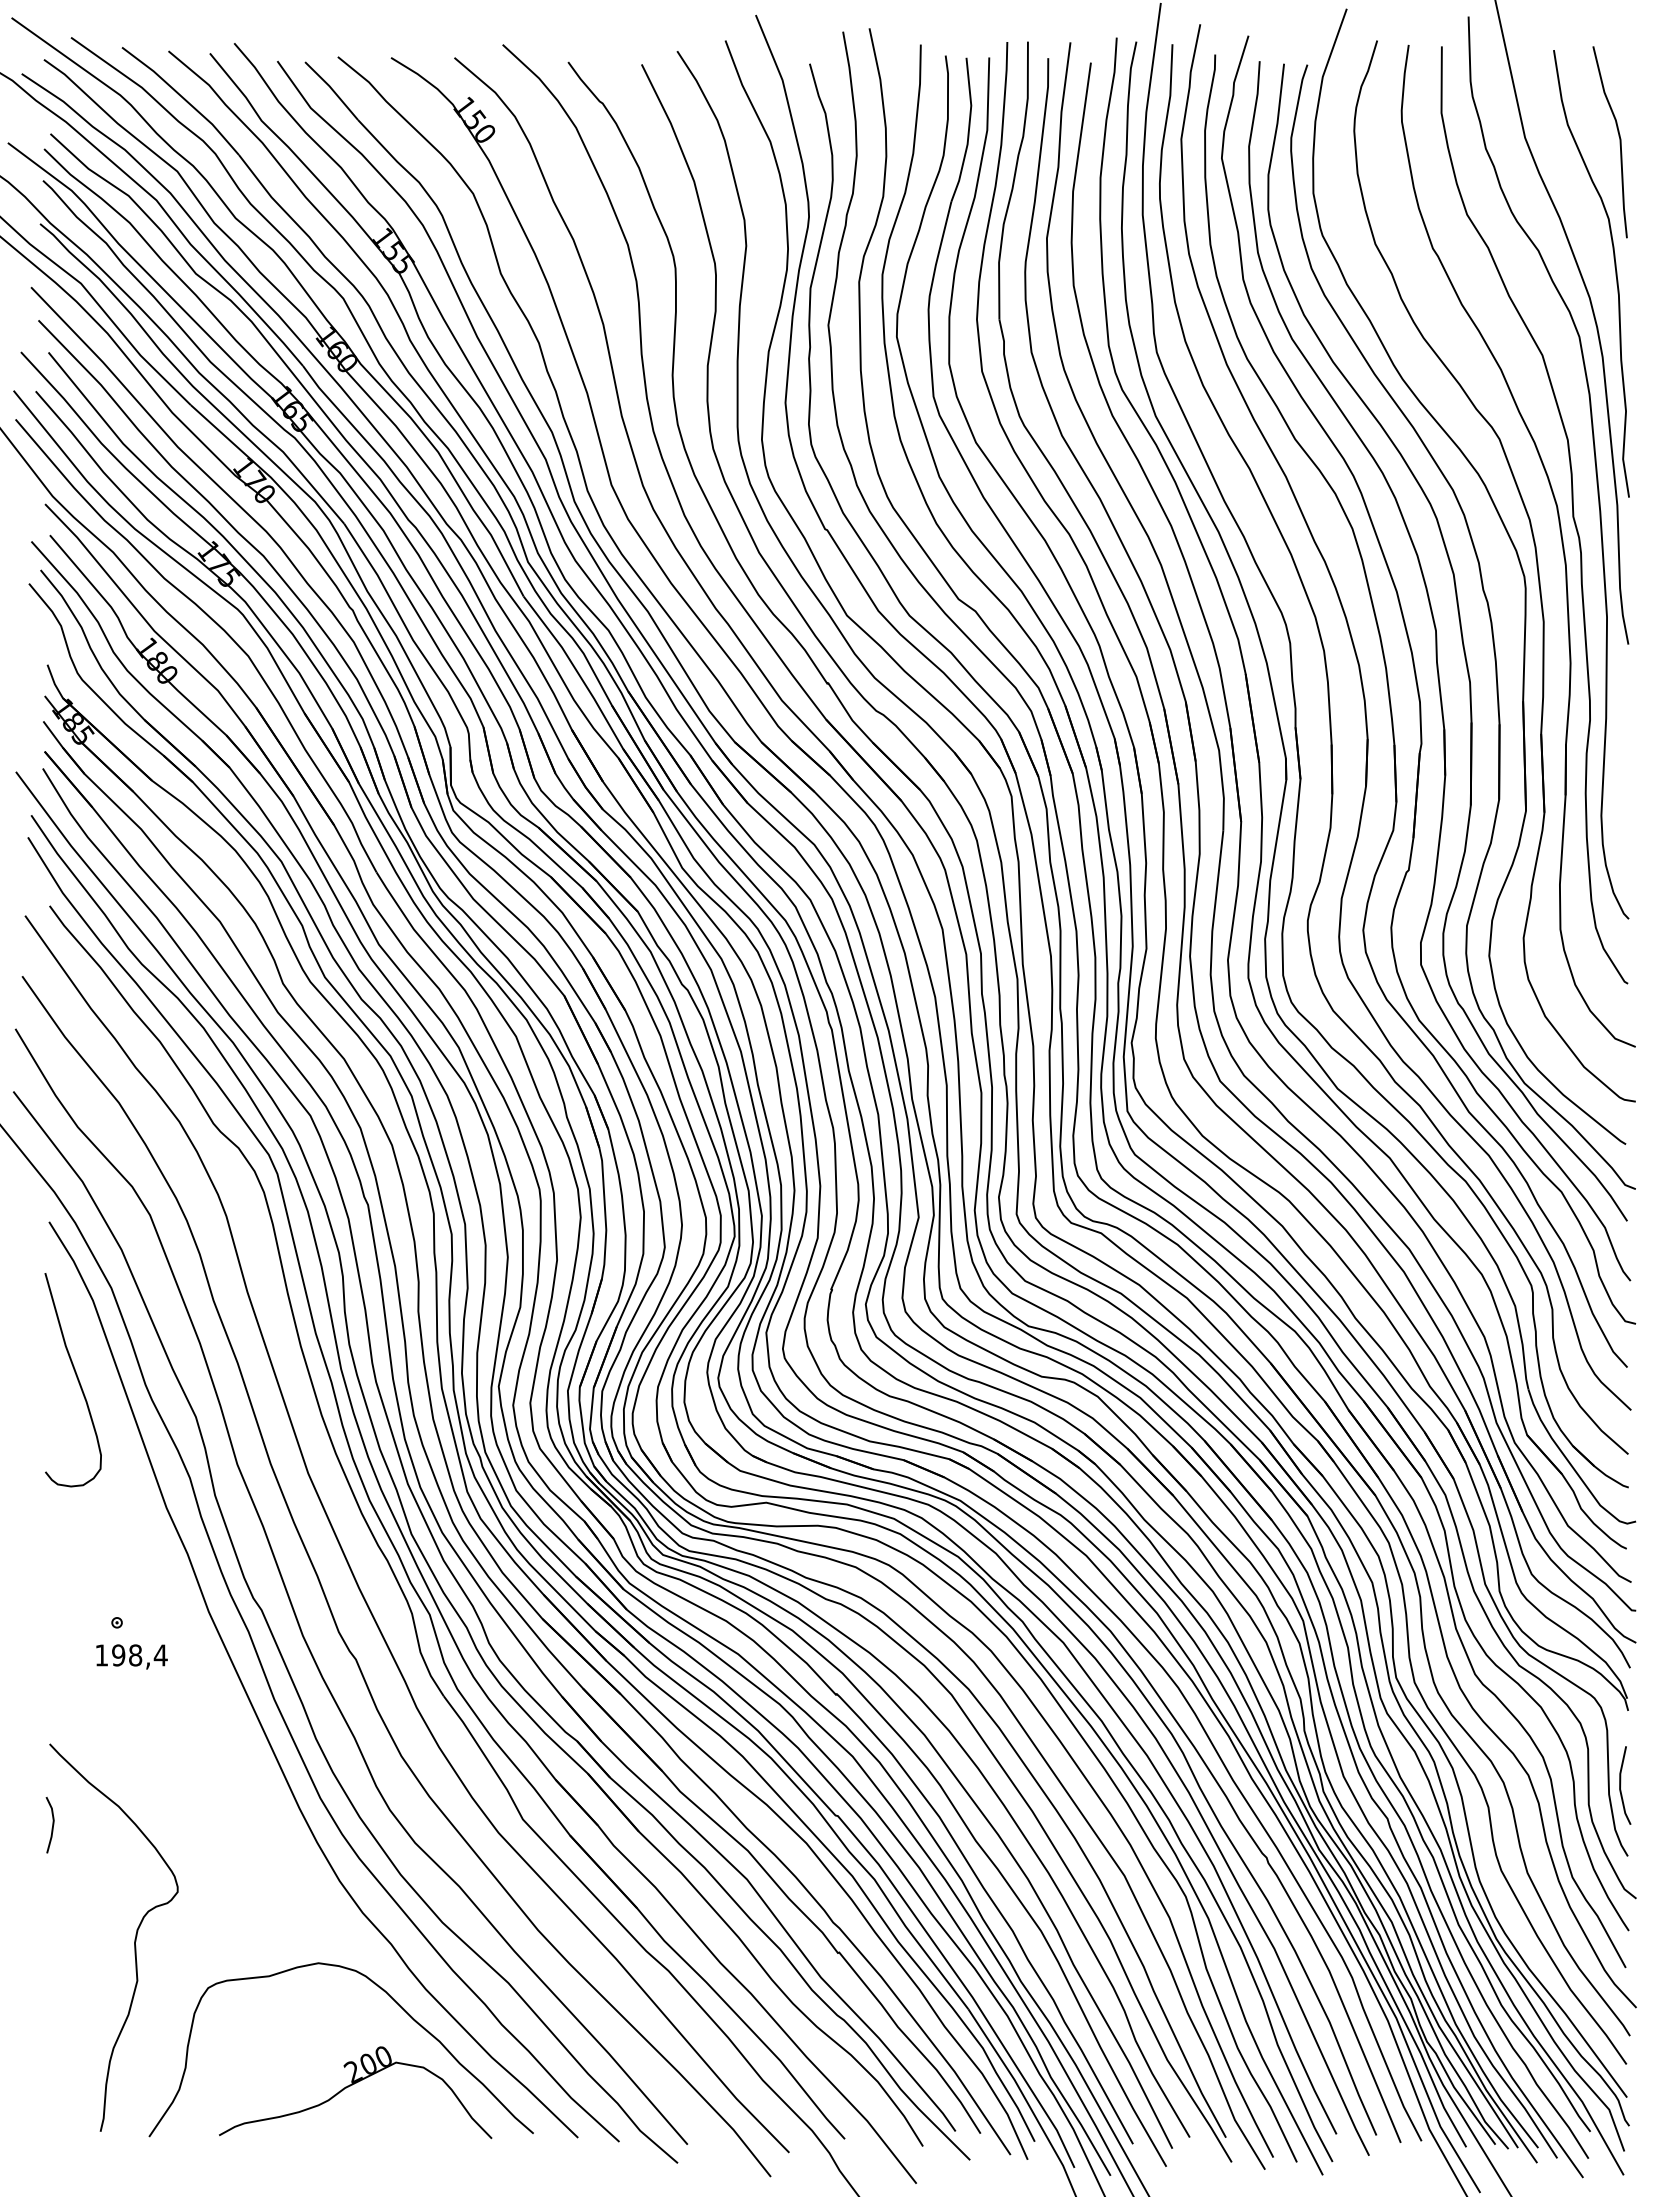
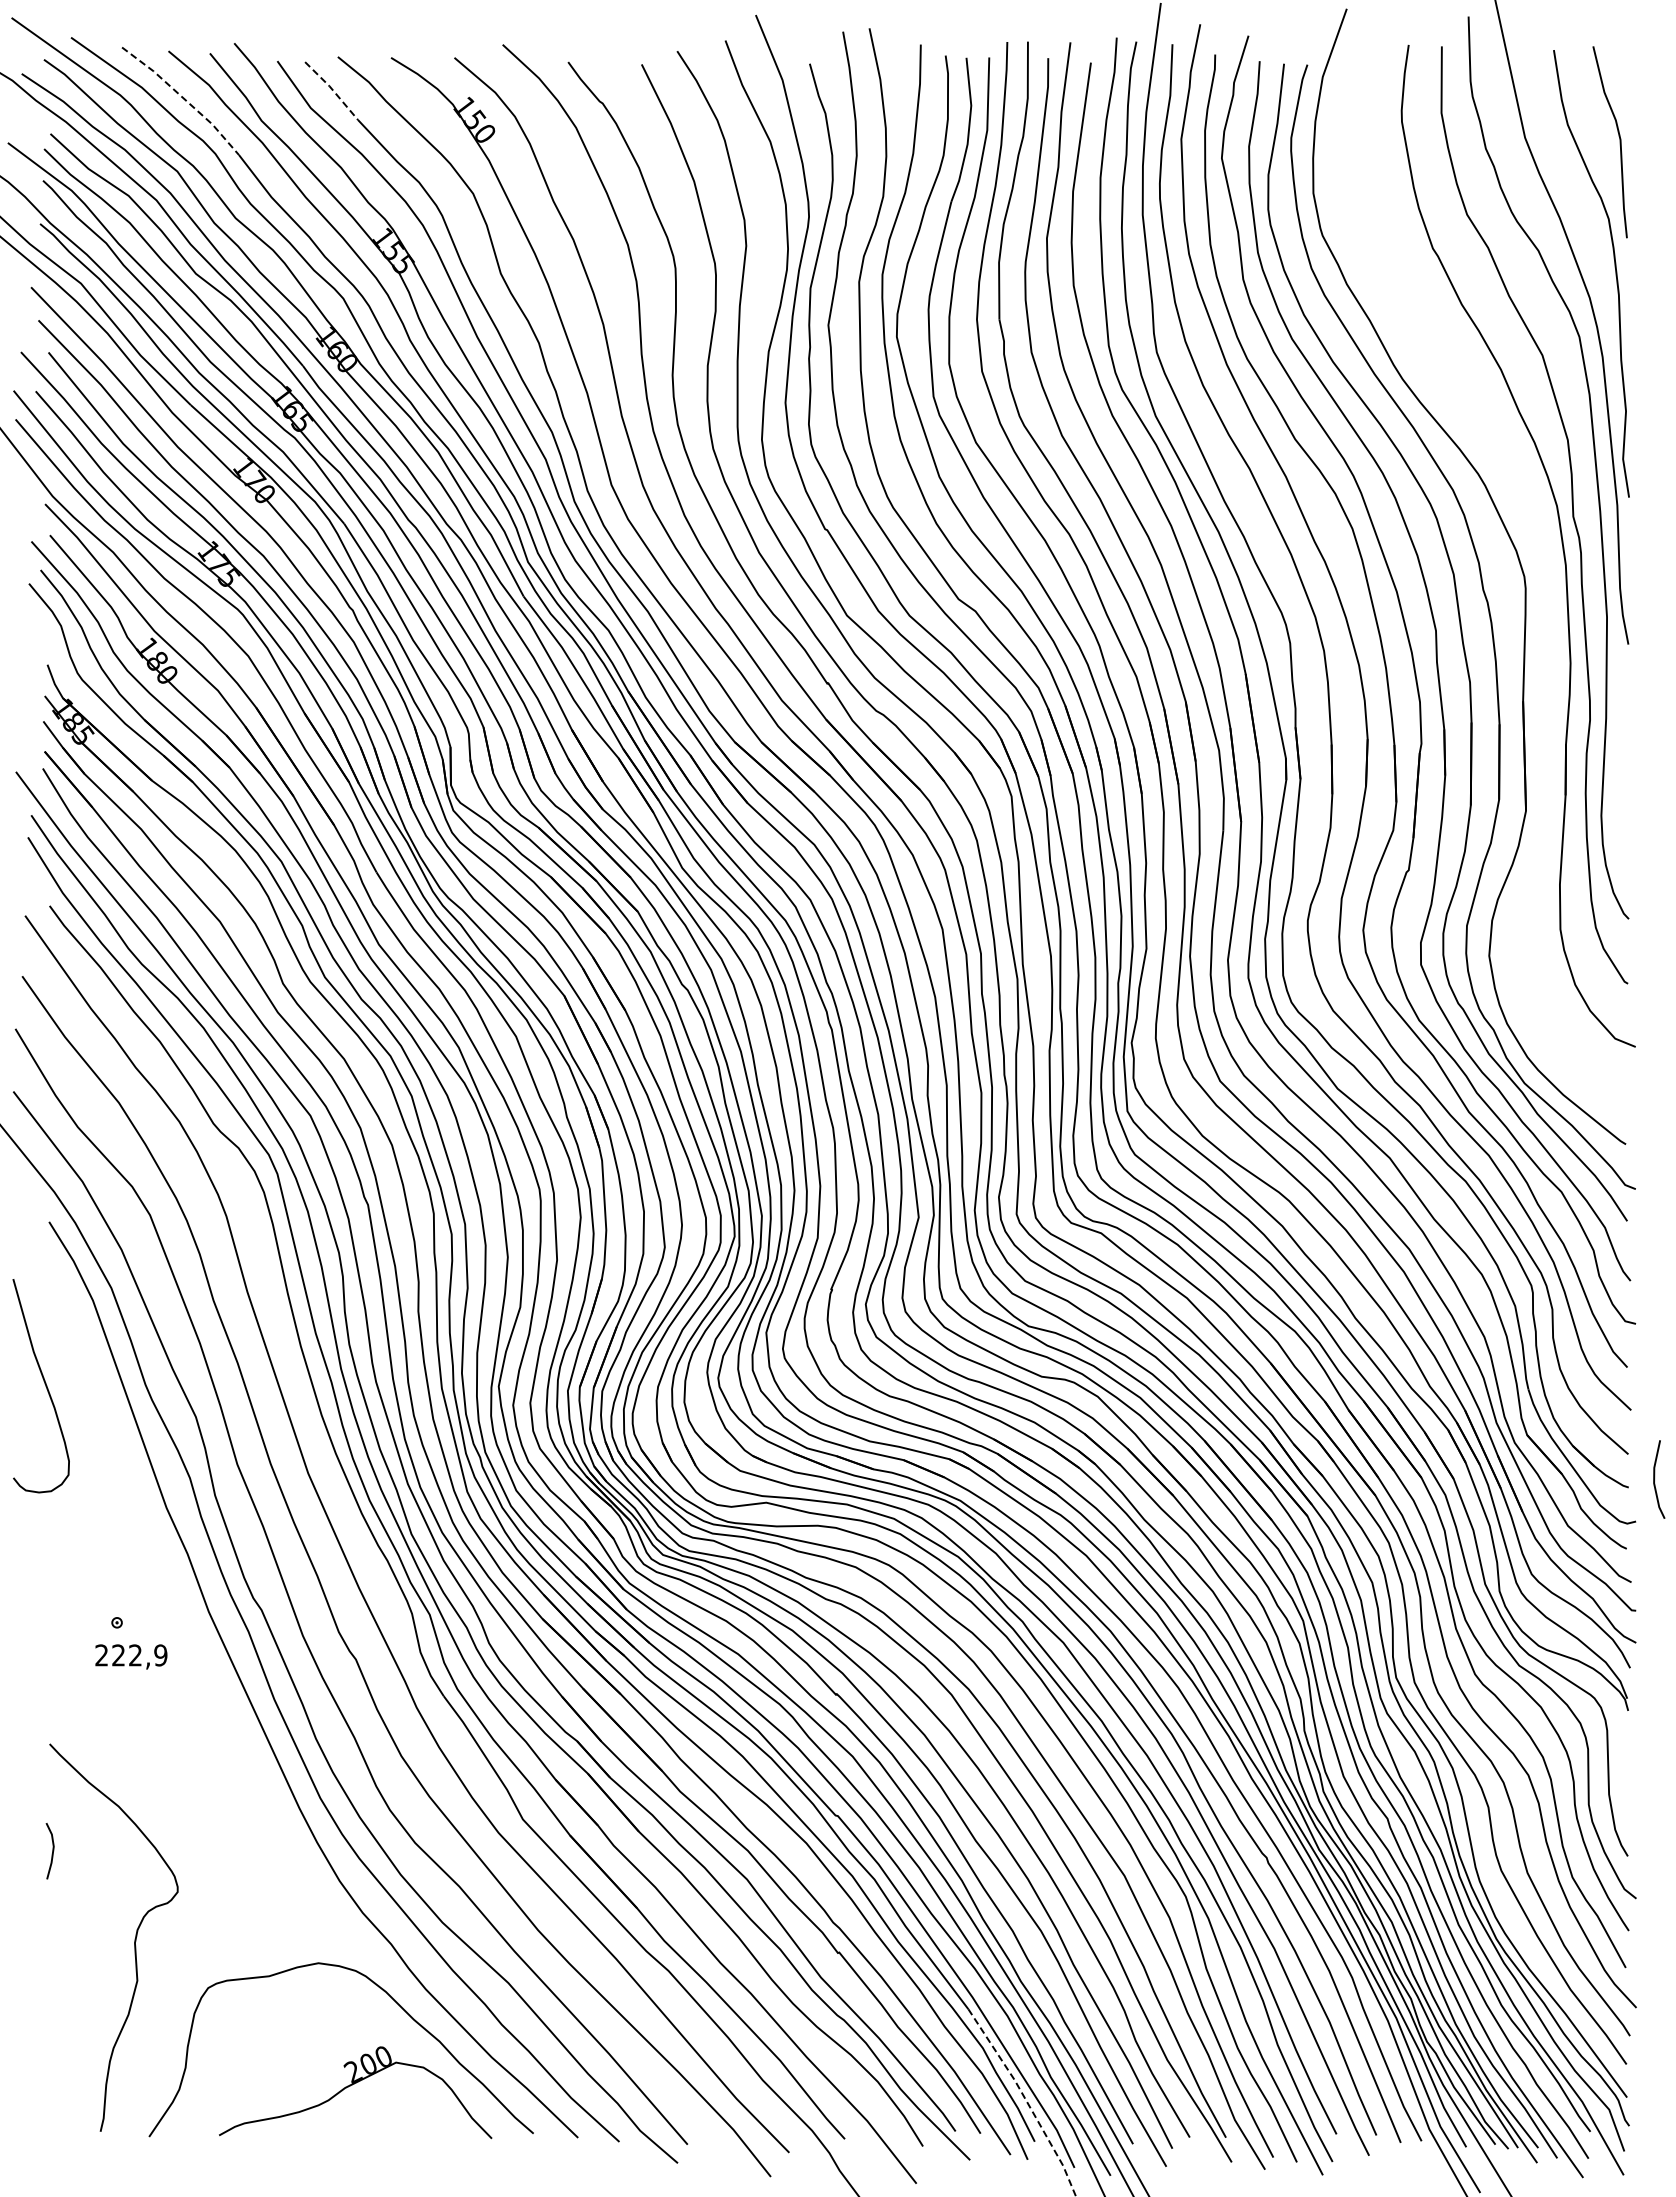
line: solid -> dashed (332, 89)
line: solid -> dashed (183, 98)
part: present -> none (1536, 567)
curve position: (76, 1378) -> (44, 1384) (44, 1384)
text: 198,4 -> 222,9 (131, 1655)
line position: (1621, 1784) -> (1655, 1478) (1655, 1478)
line position: (52, 1825) -> (52, 1851) (52, 1851)
line: solid -> dashed (1026, 2100)
